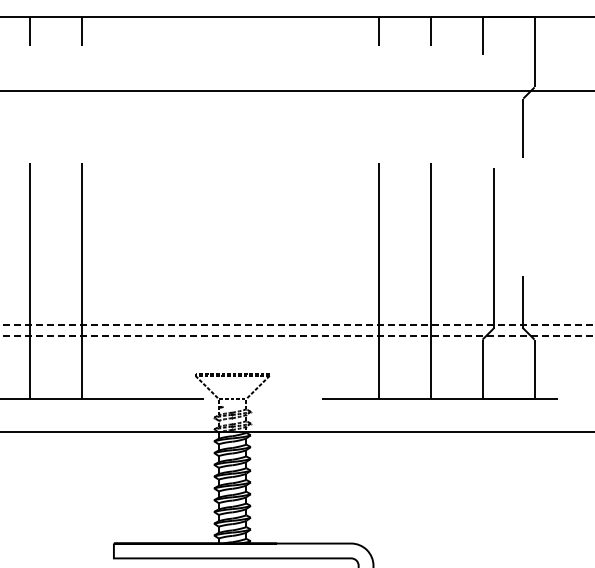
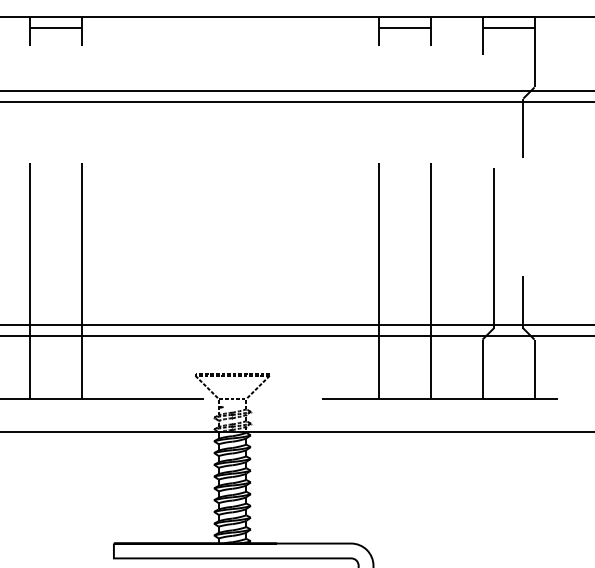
line: none -> present (56, 28)
line: none -> present (404, 28)
line: none -> present (508, 28)
line: none -> present (296, 102)
line: dashed -> solid (297, 324)
line: dashed -> solid (297, 335)
